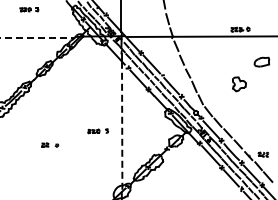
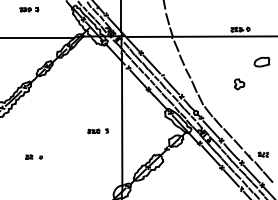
line: dashed -> solid (37, 37)
part size: 15x17 px -> 12x13 px (239, 84)
line: dashed -> solid (122, 126)
part position: (50, 144) -> (34, 156) (34, 156)
